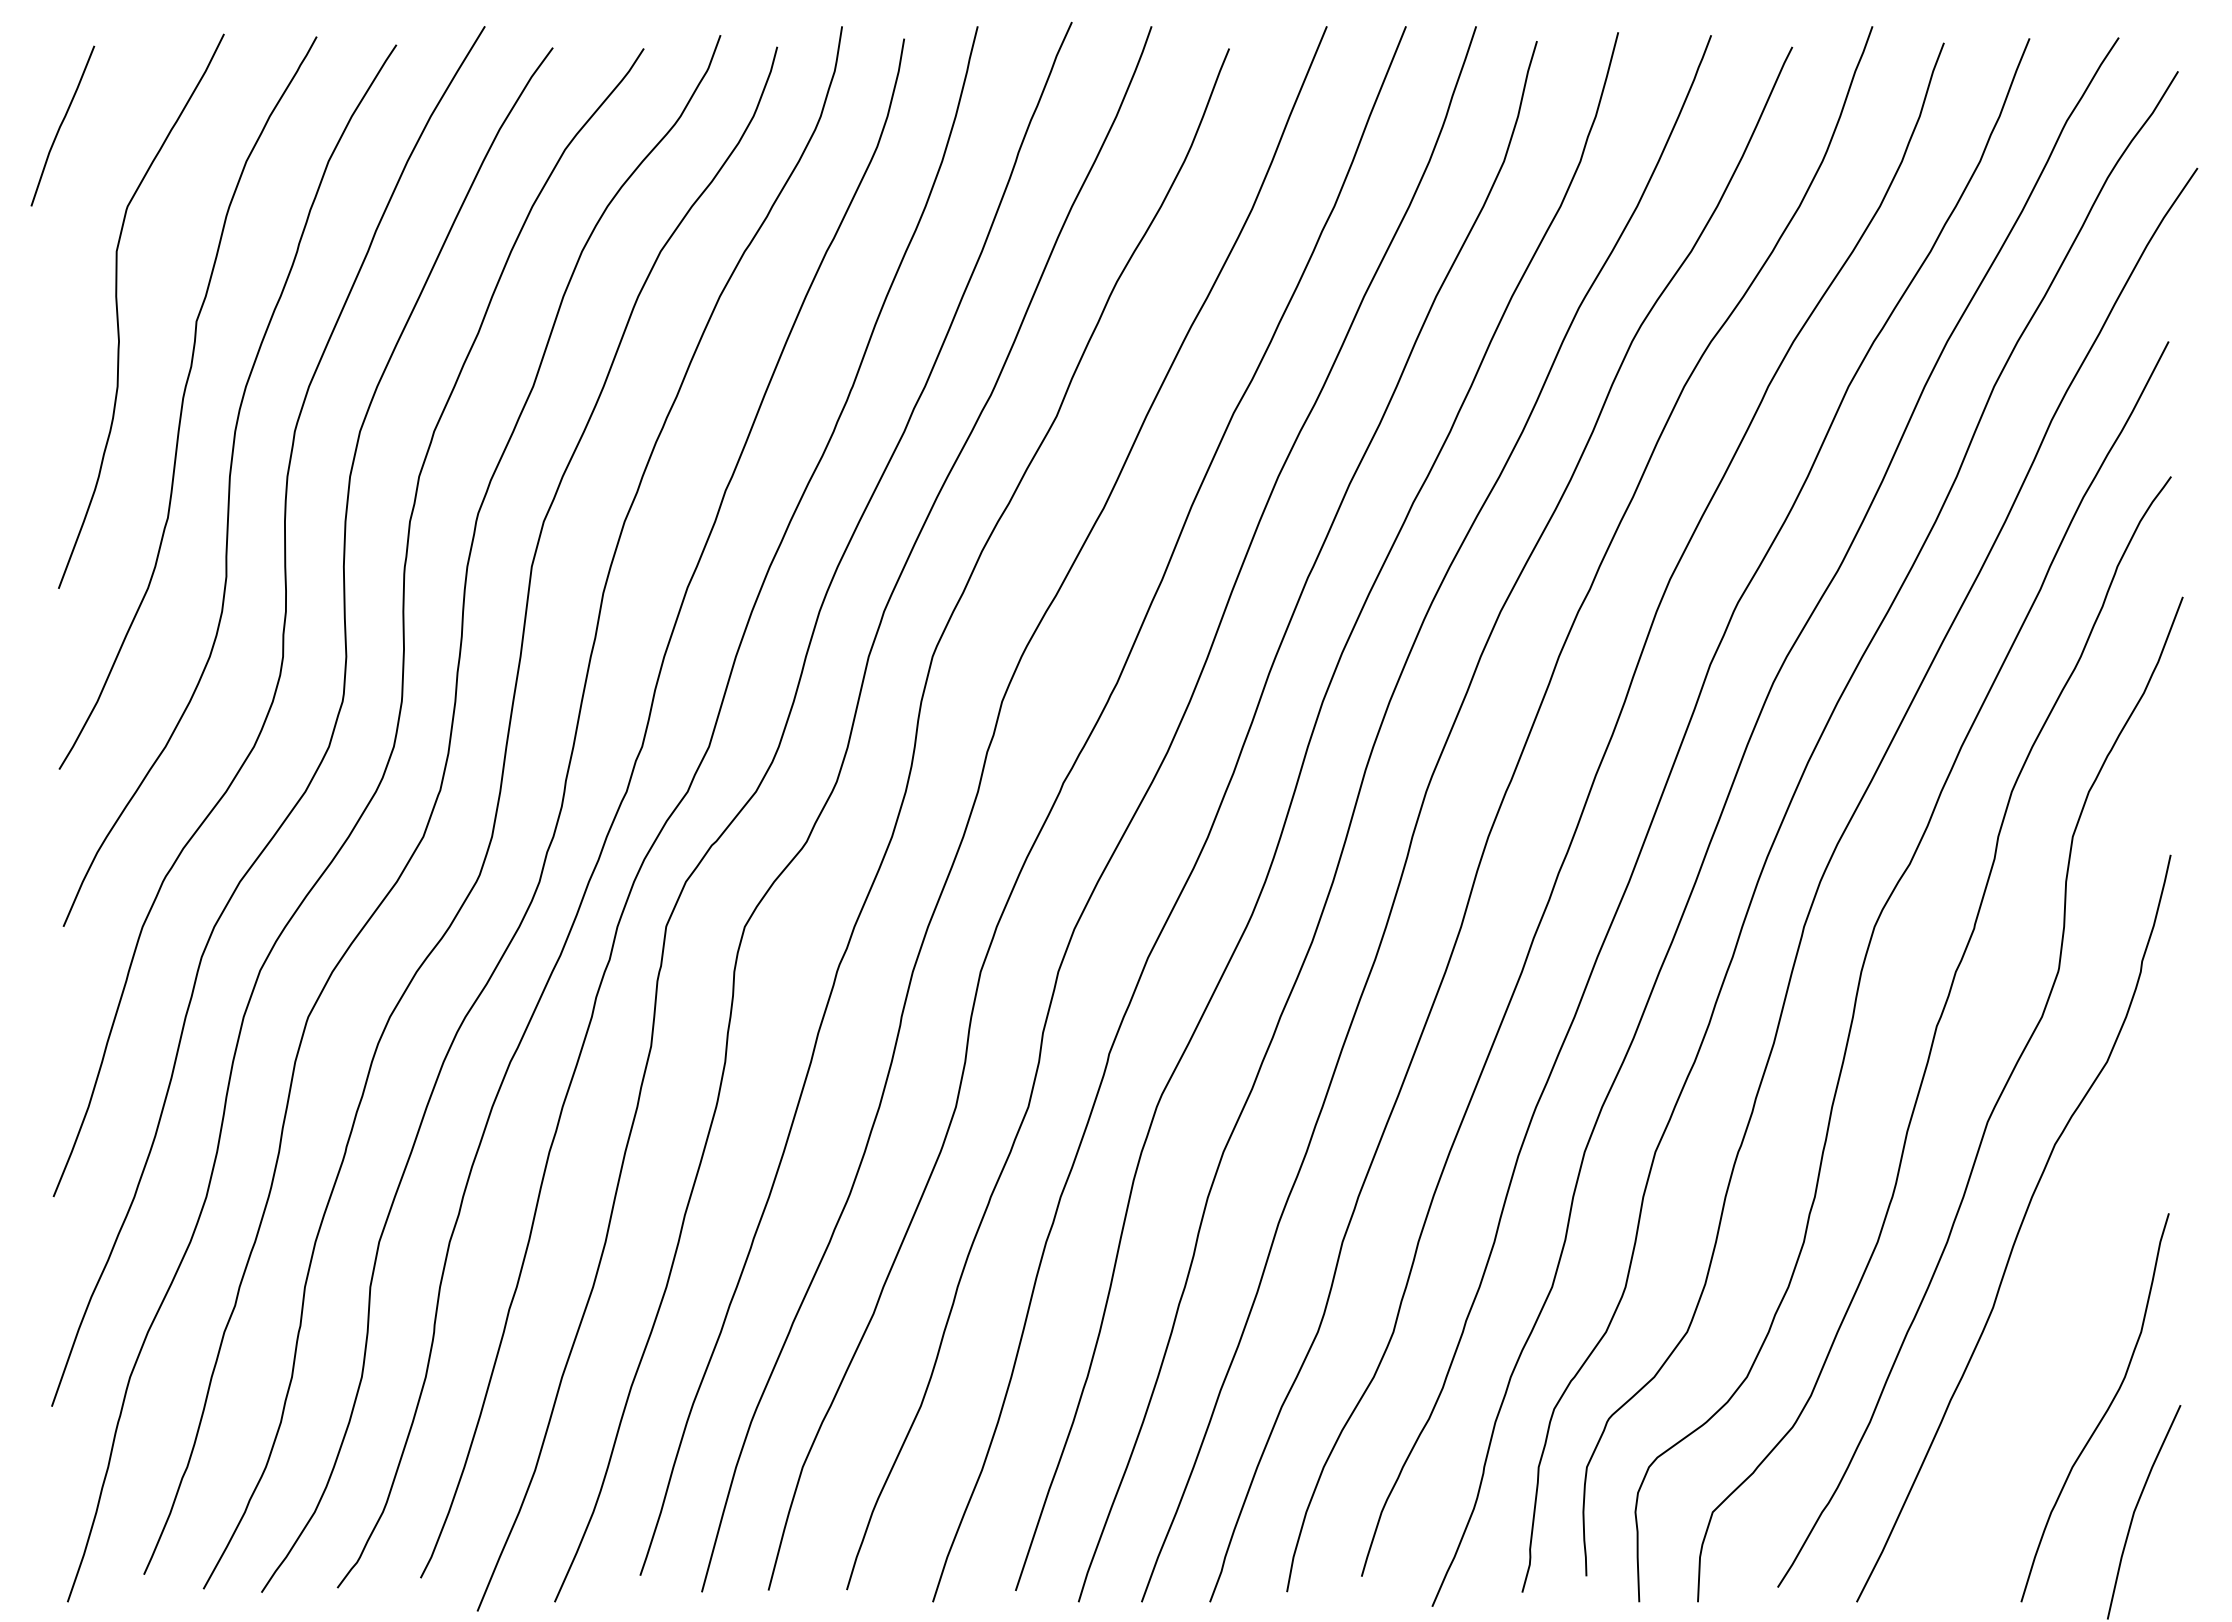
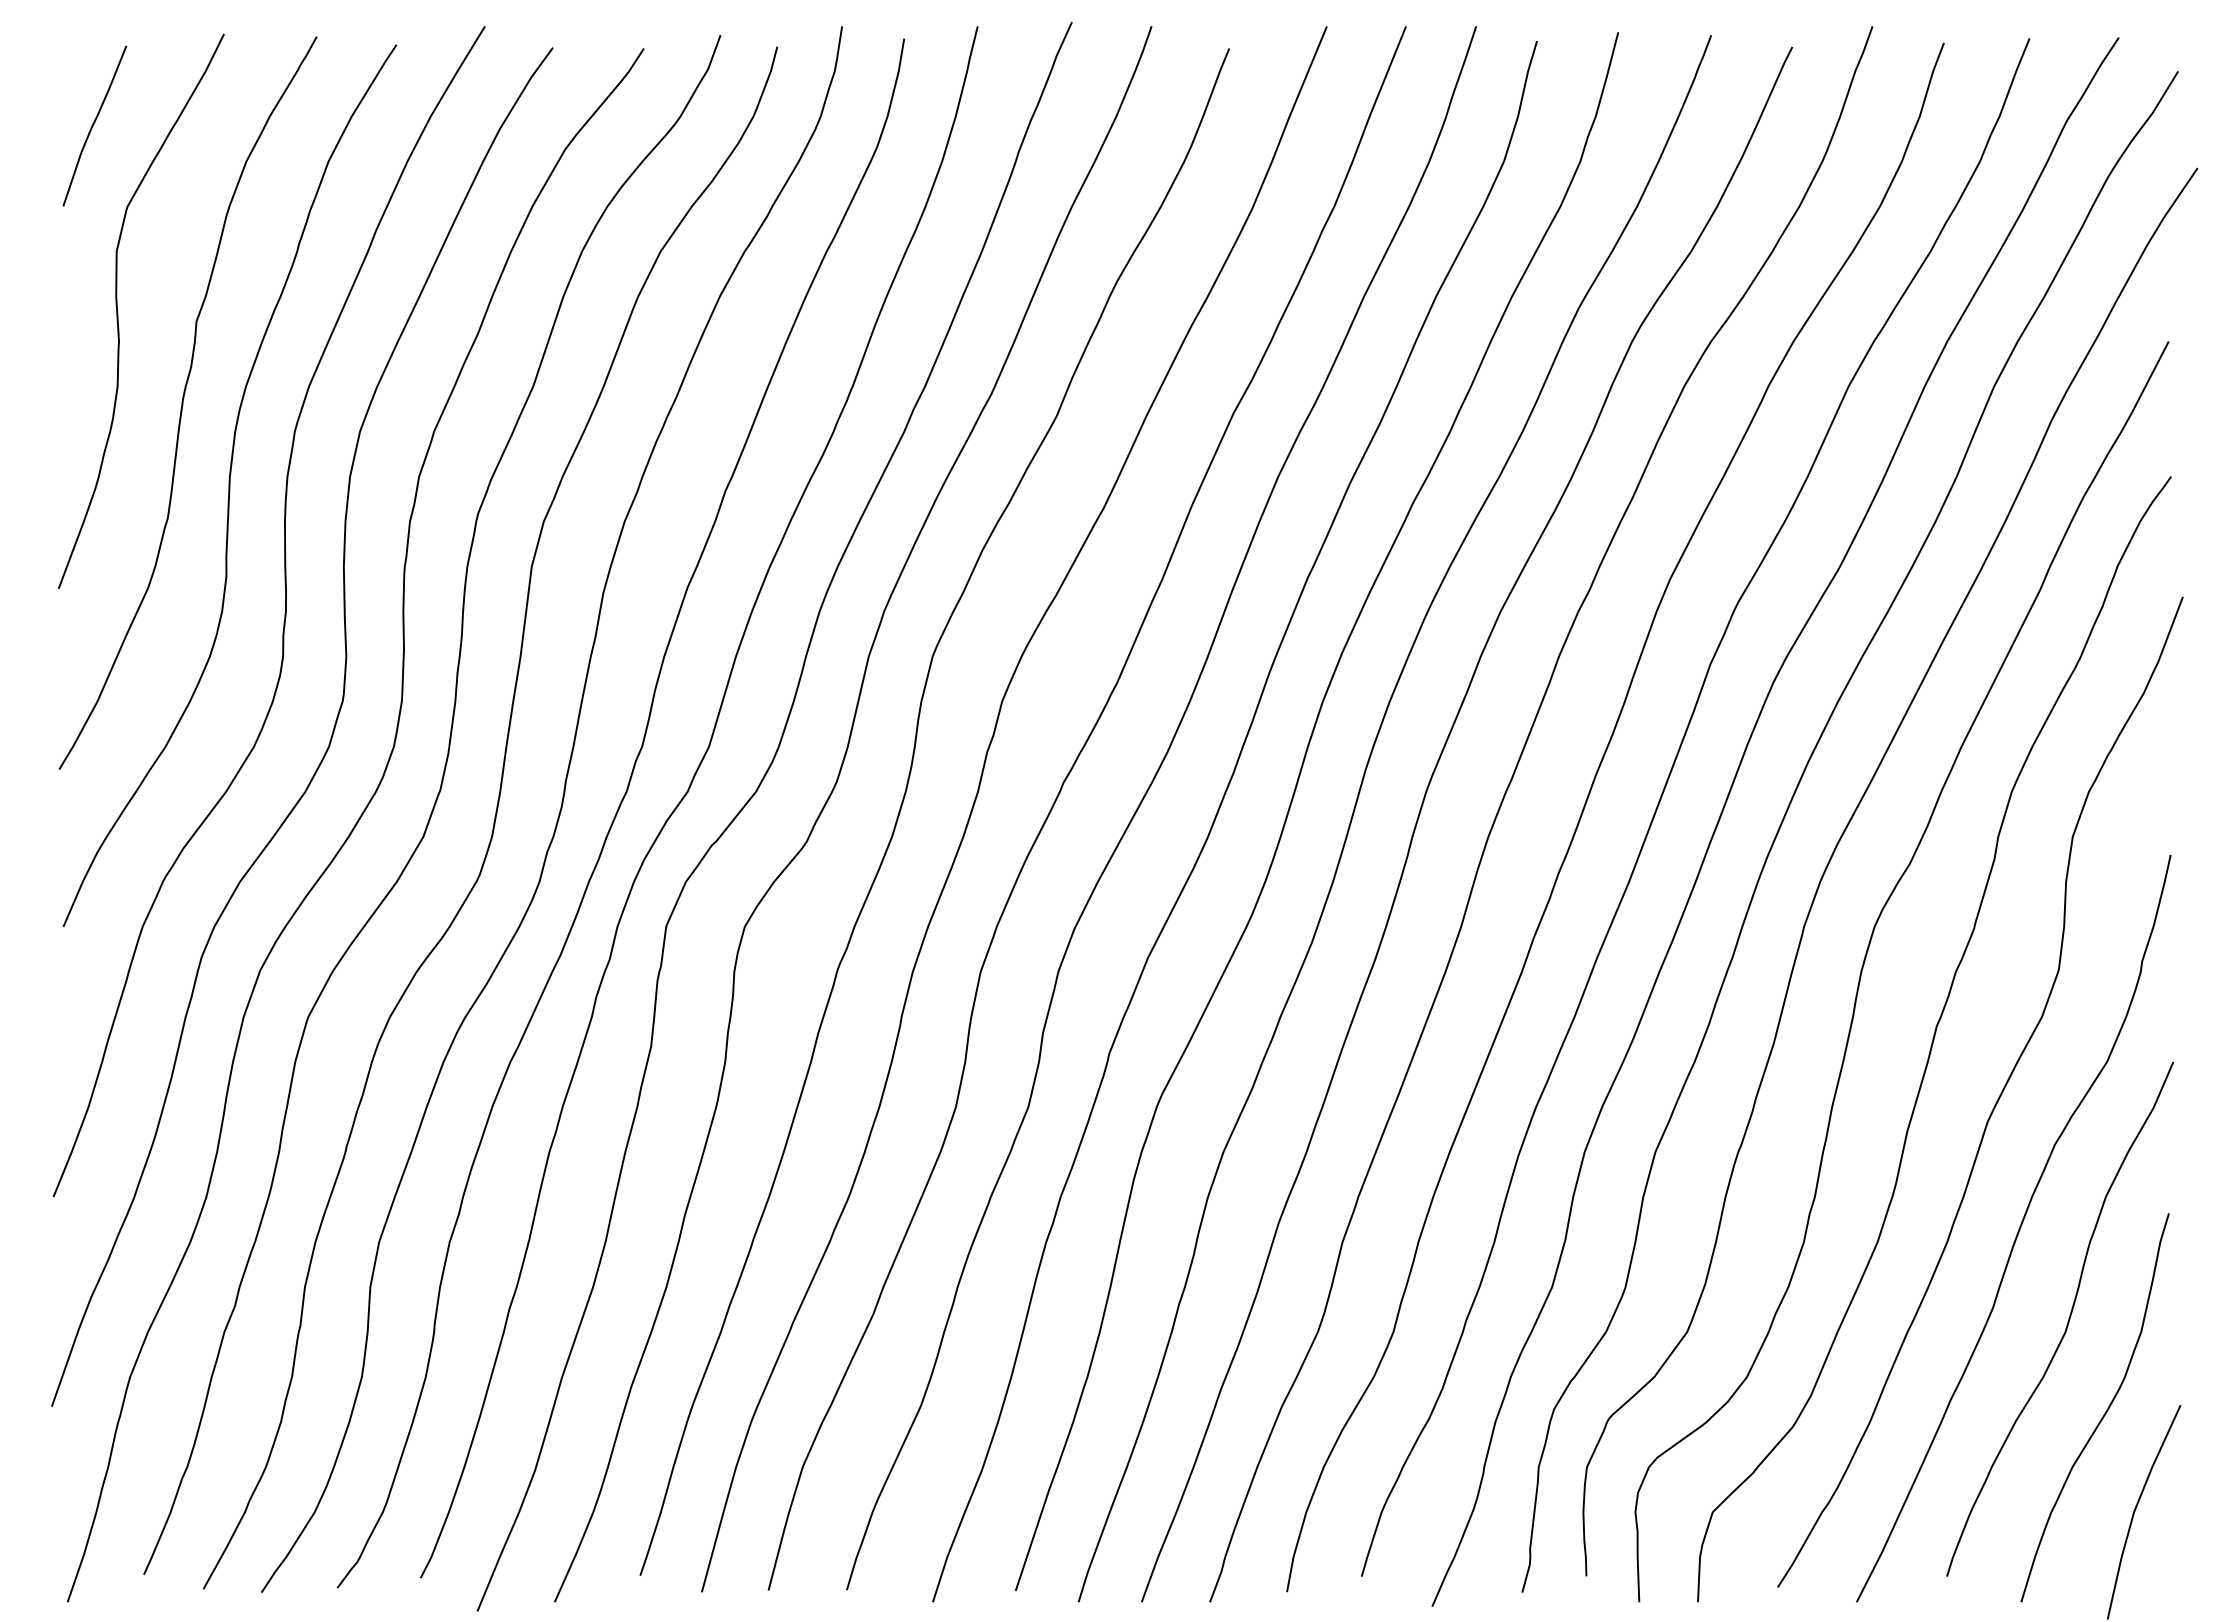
curve position: (62, 124) -> (94, 124) (94, 124)
curve: none -> present (2067, 1321)
